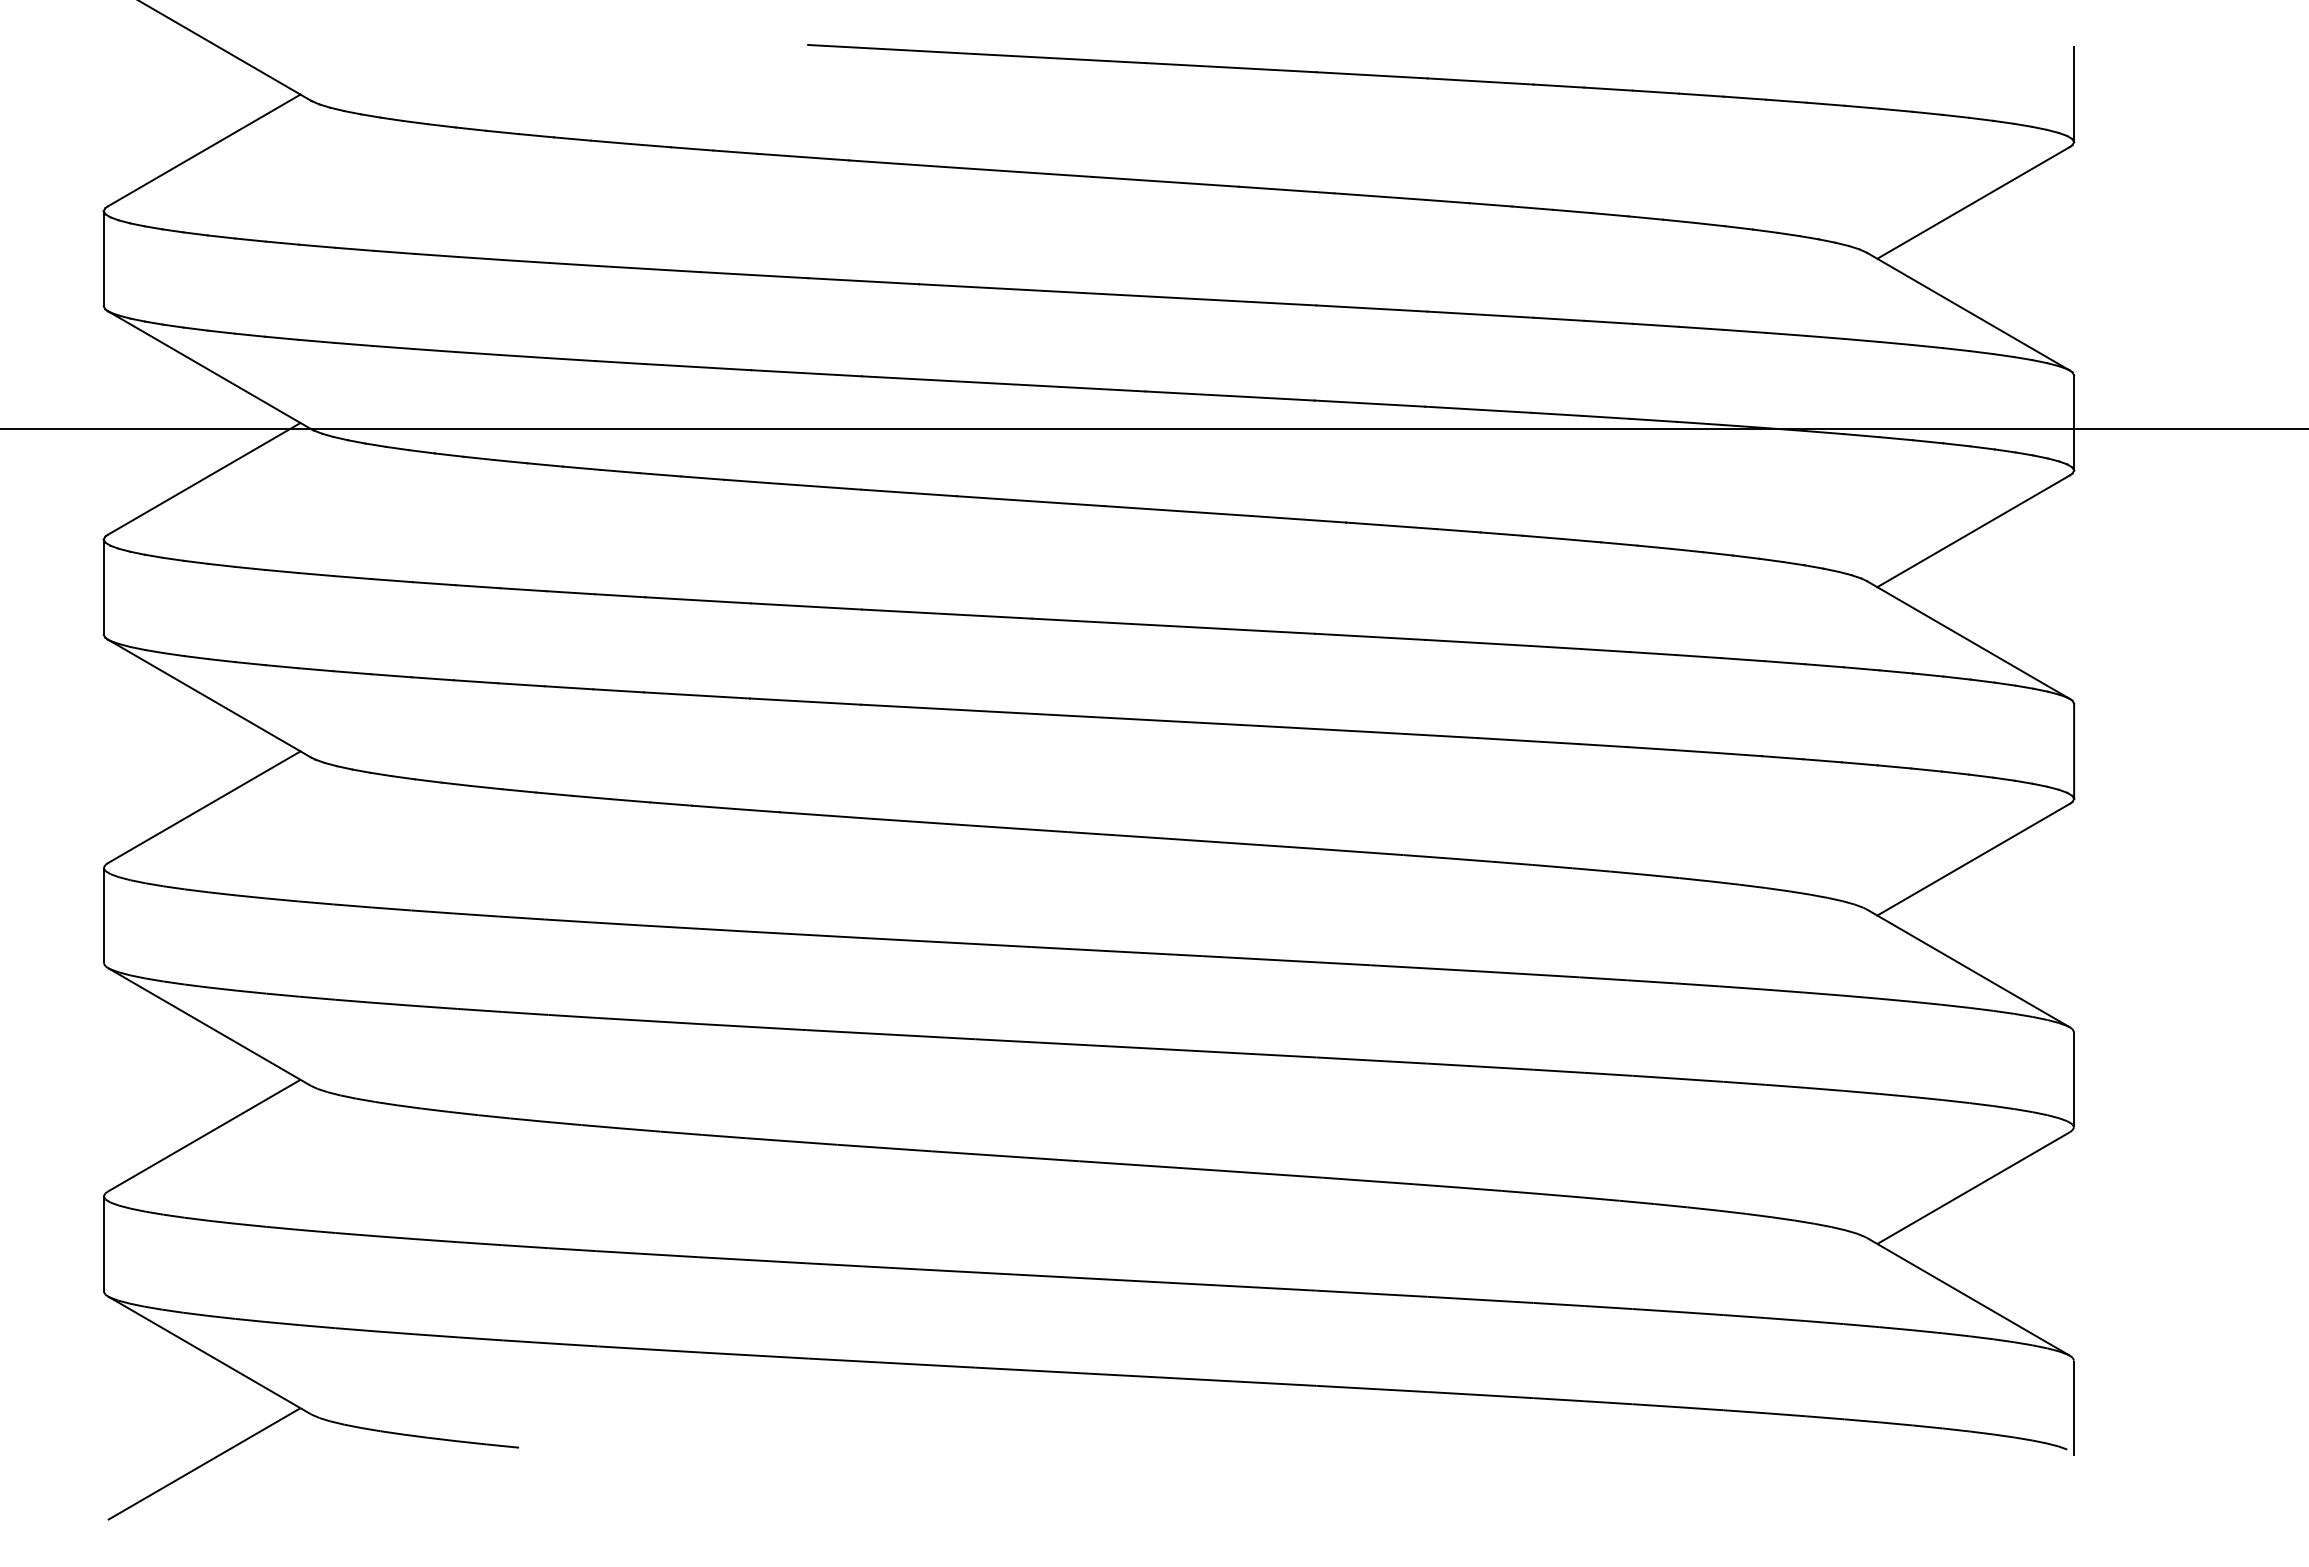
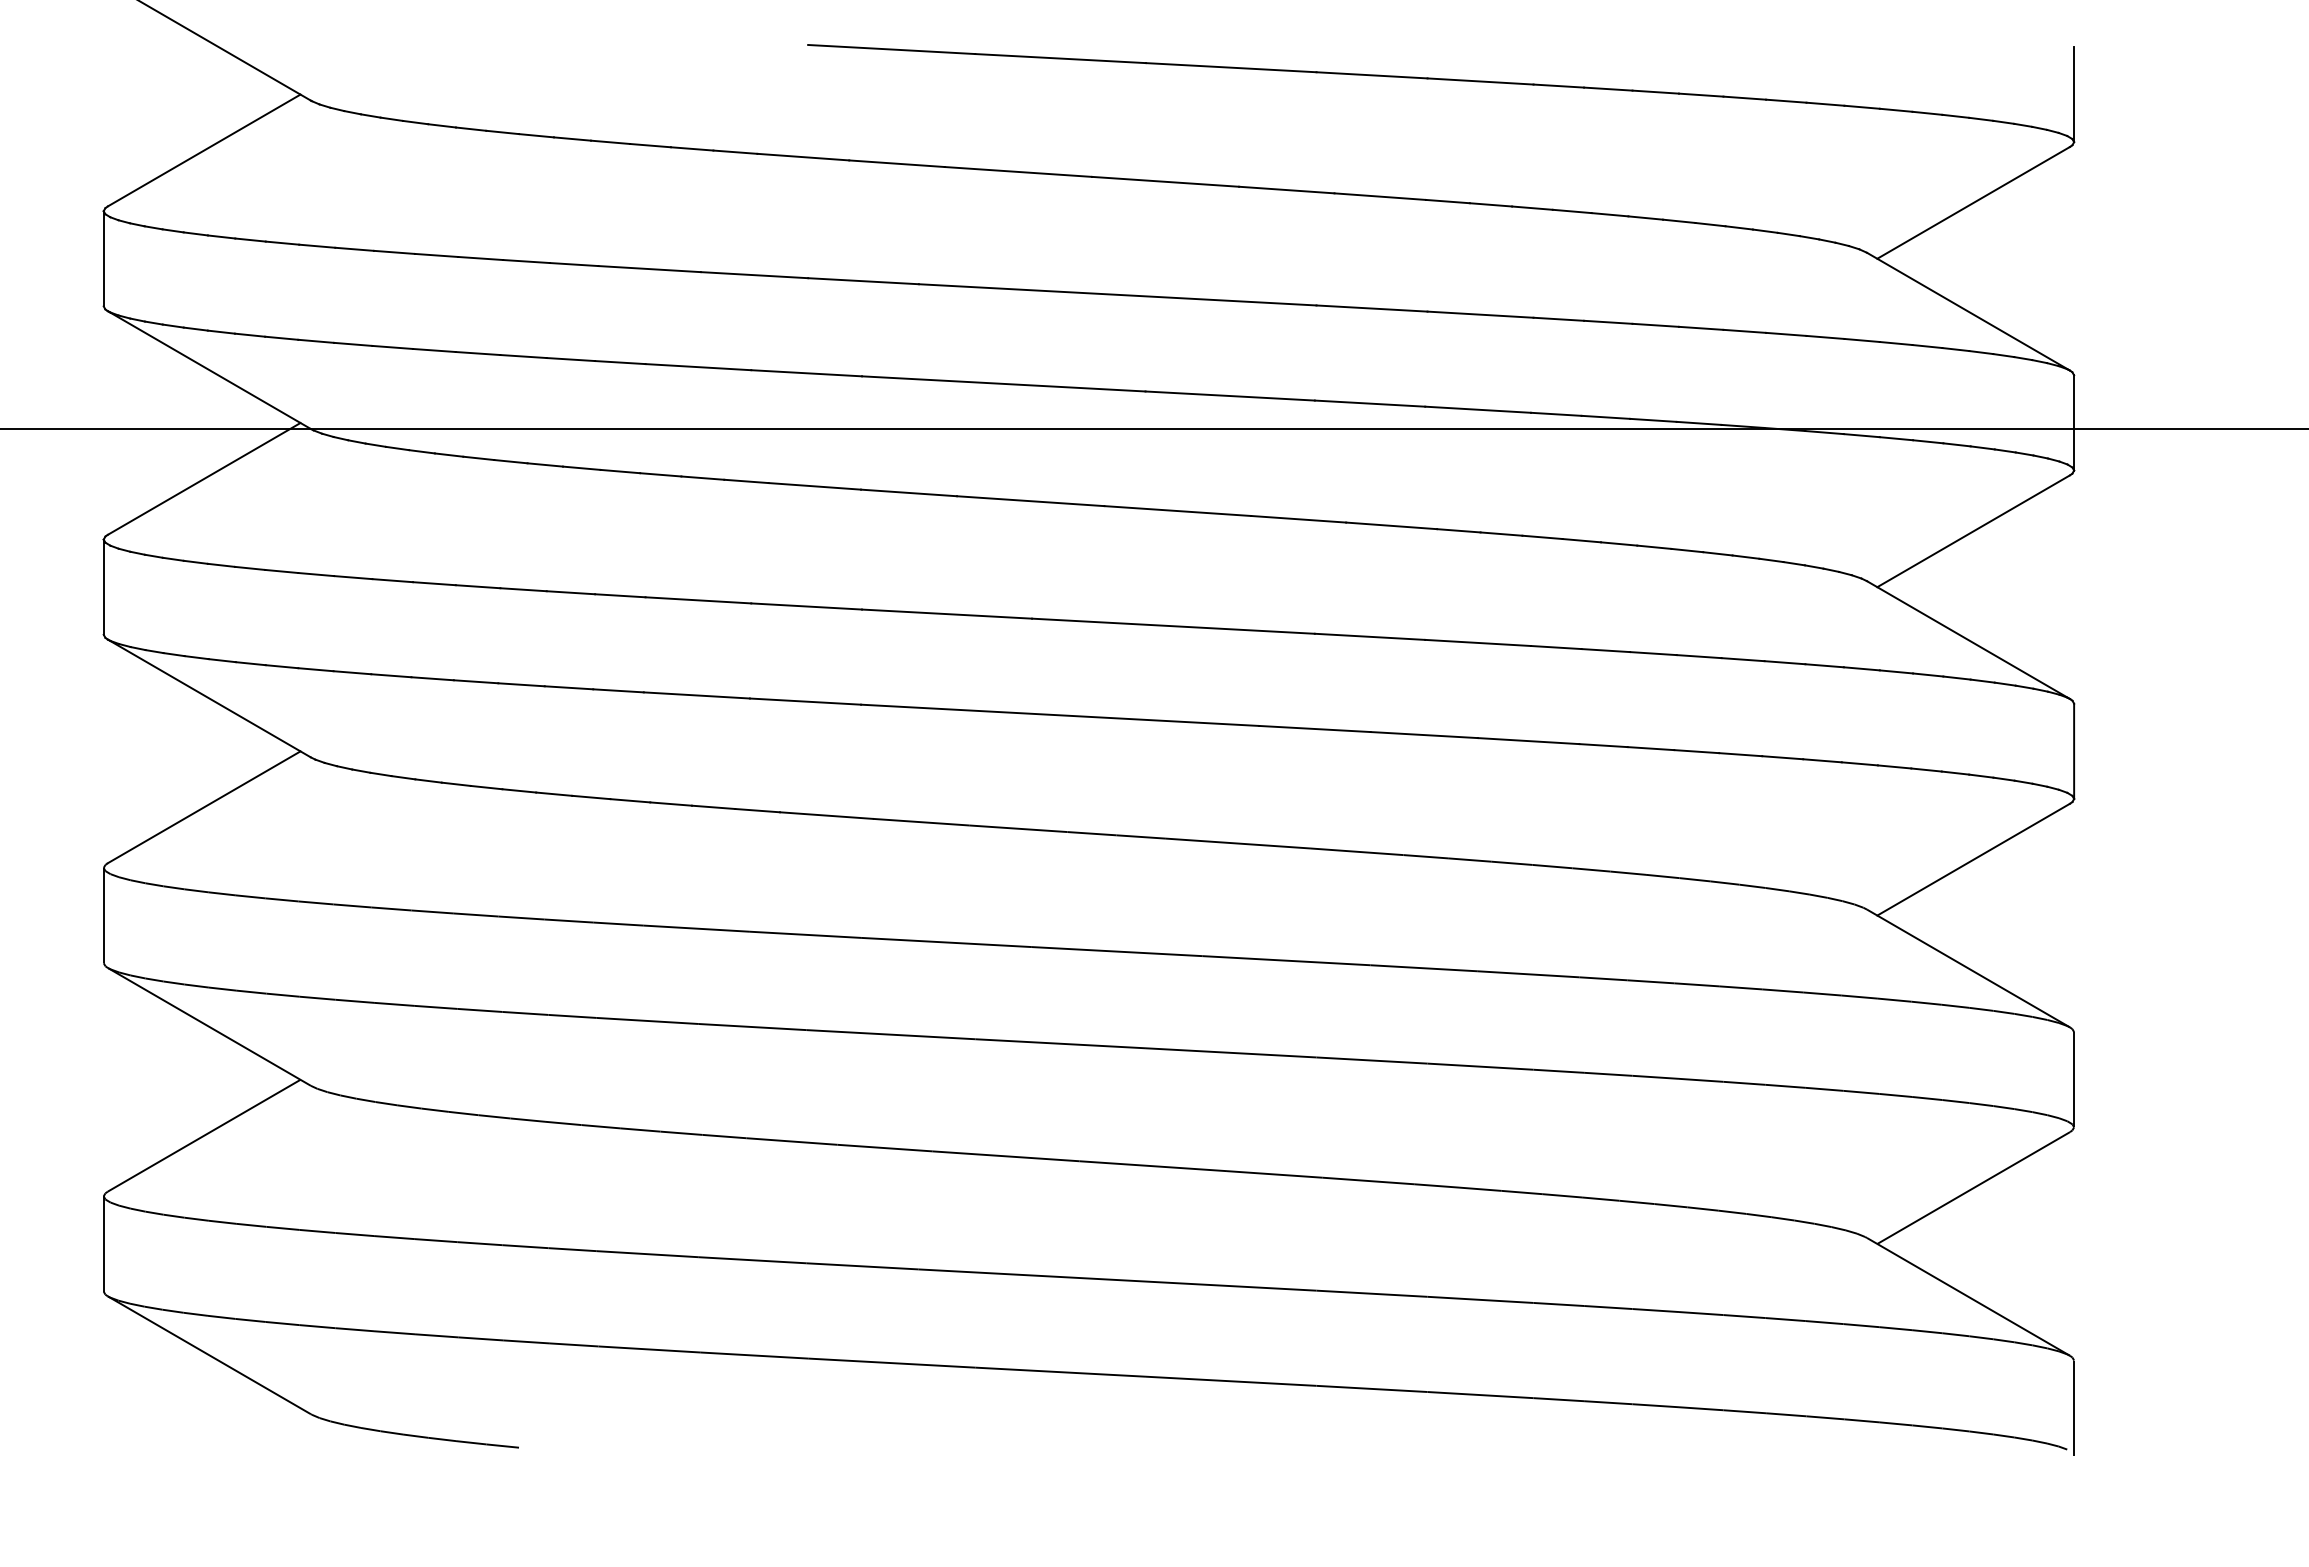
line: present -> none (203, 1464)
